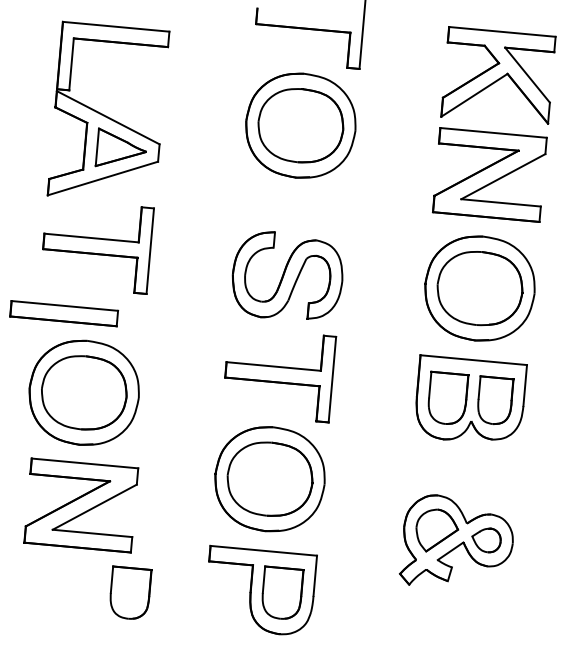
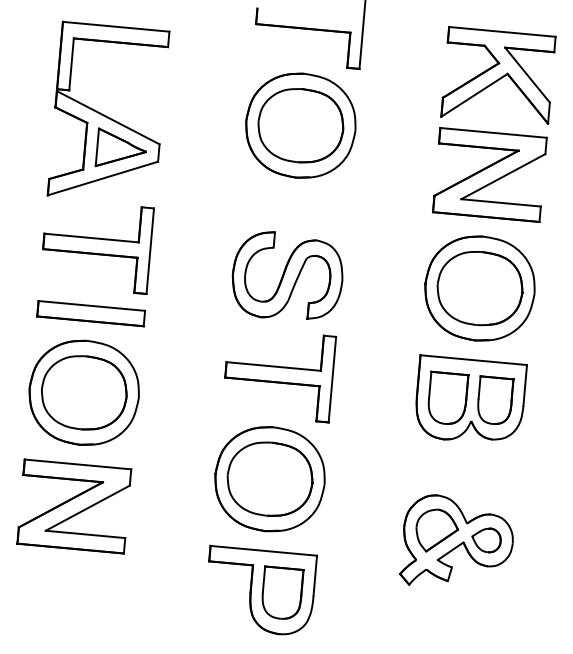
part position: (64, 313) -> (91, 313) (91, 313)
part position: (81, 505) -> (74, 506) (74, 506)
part: present -> none (130, 592)
